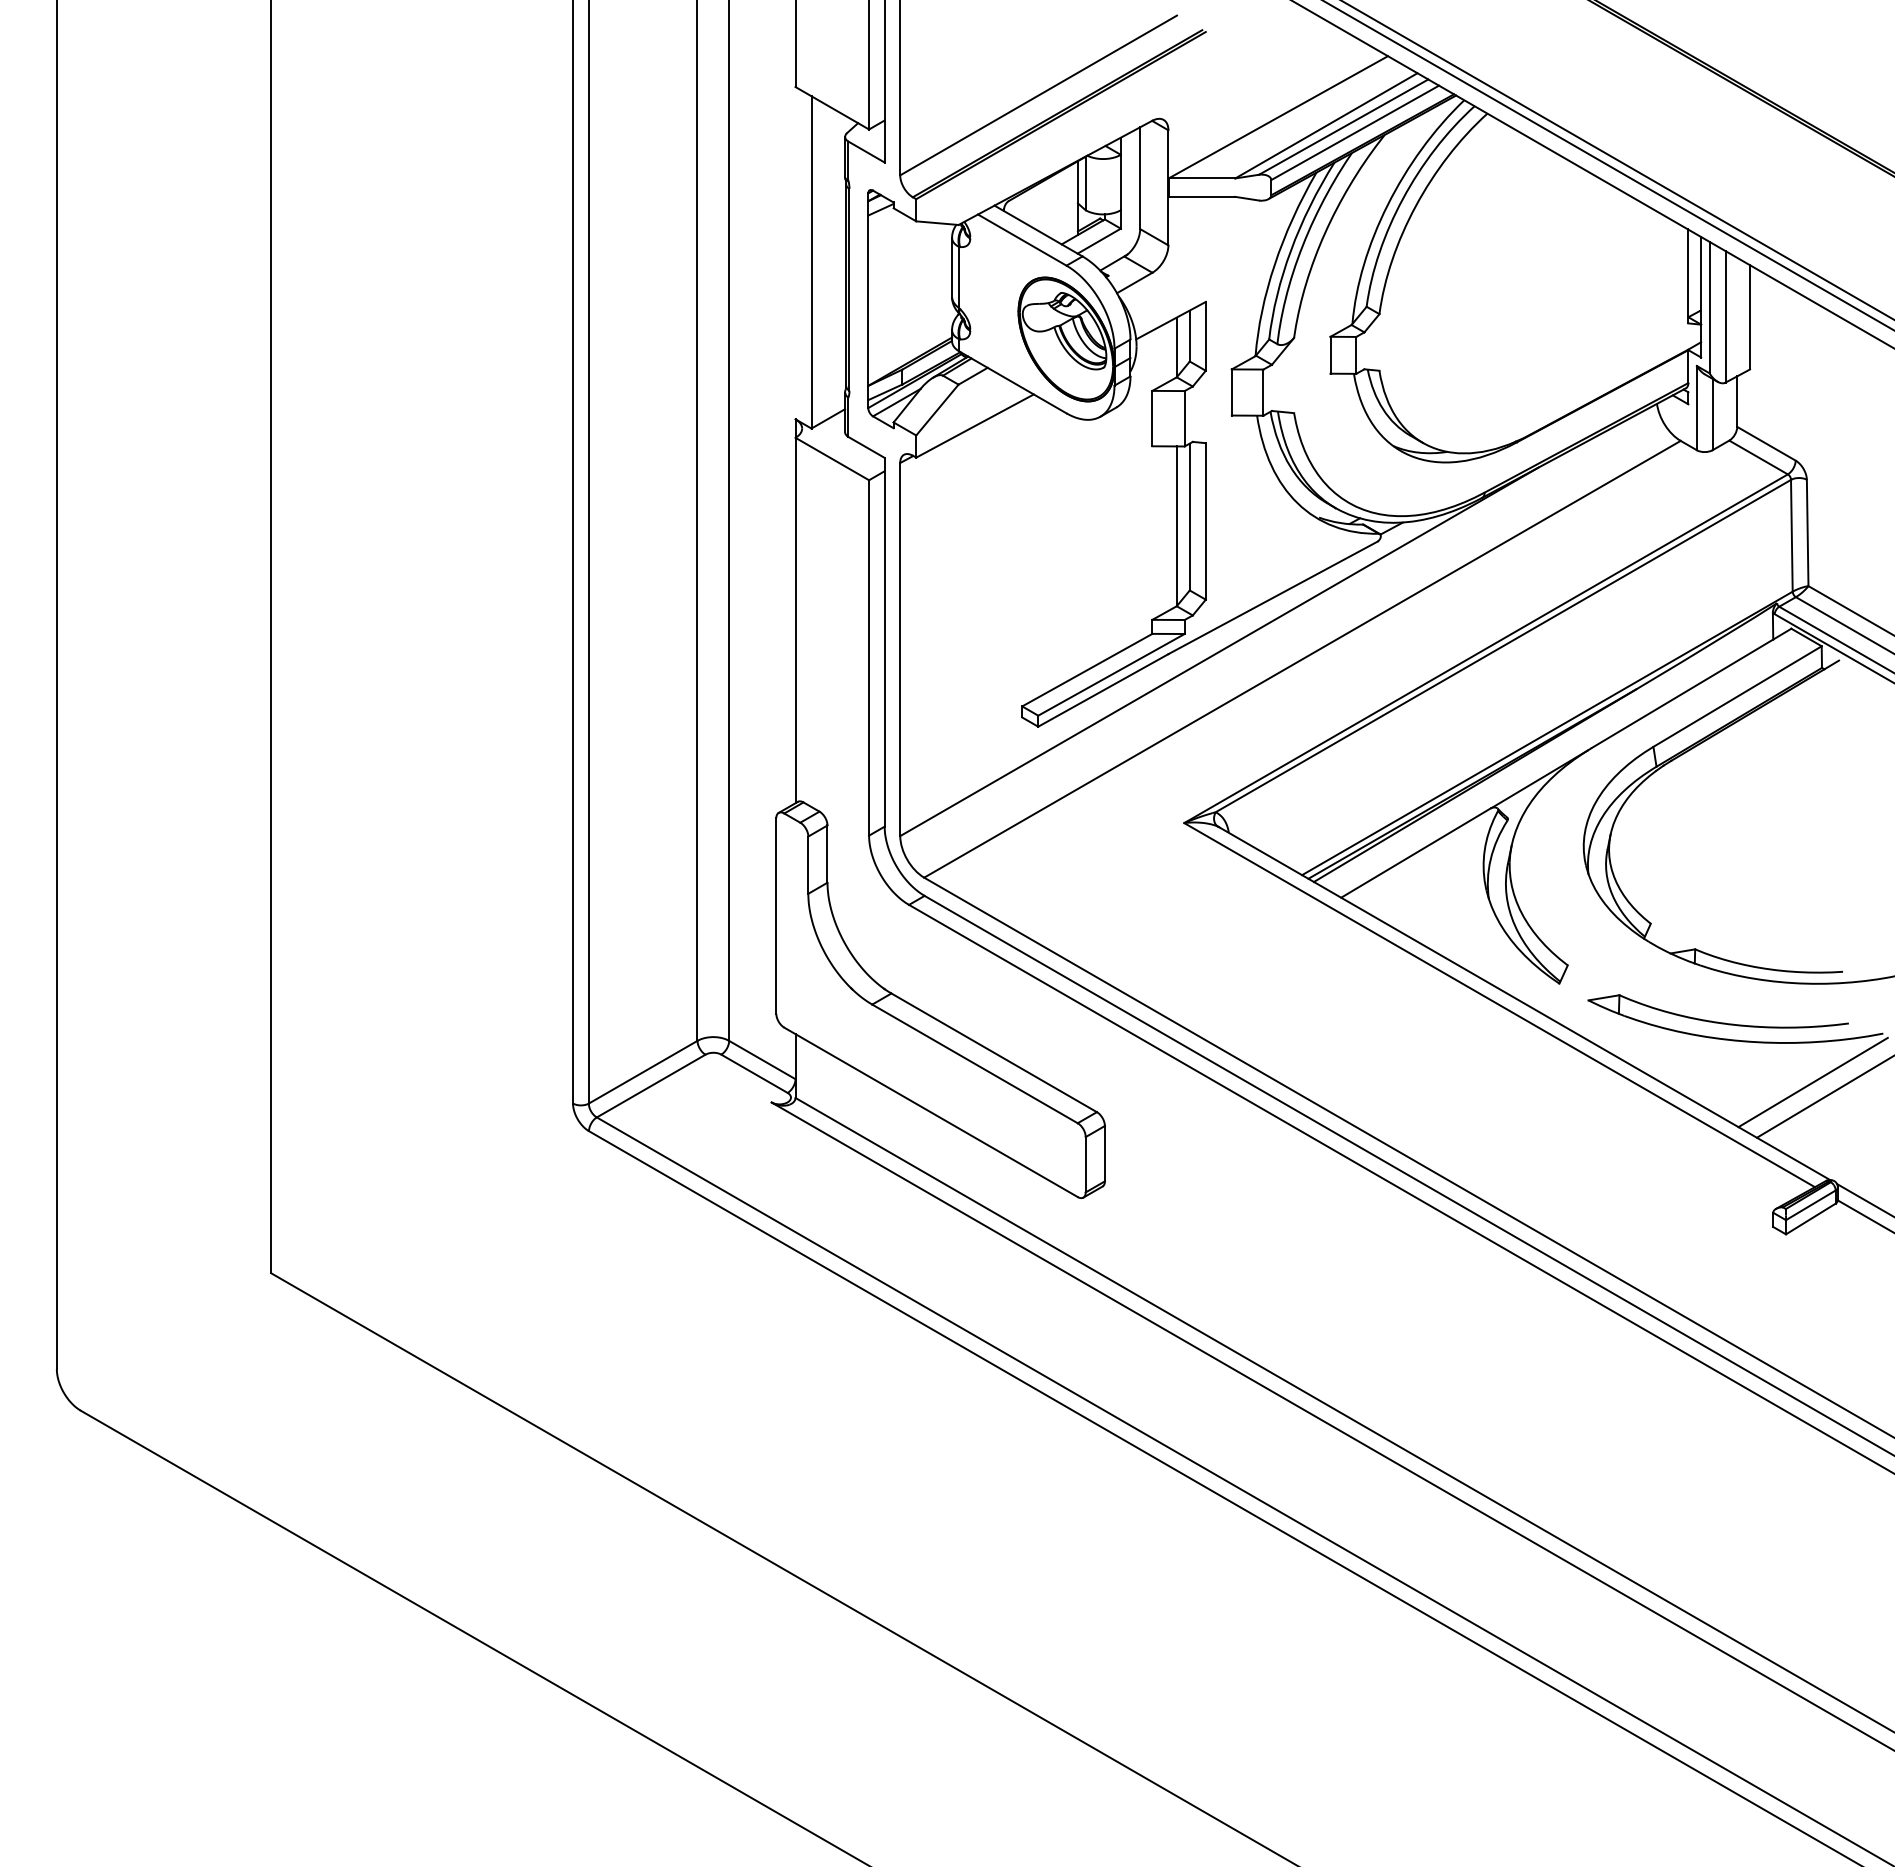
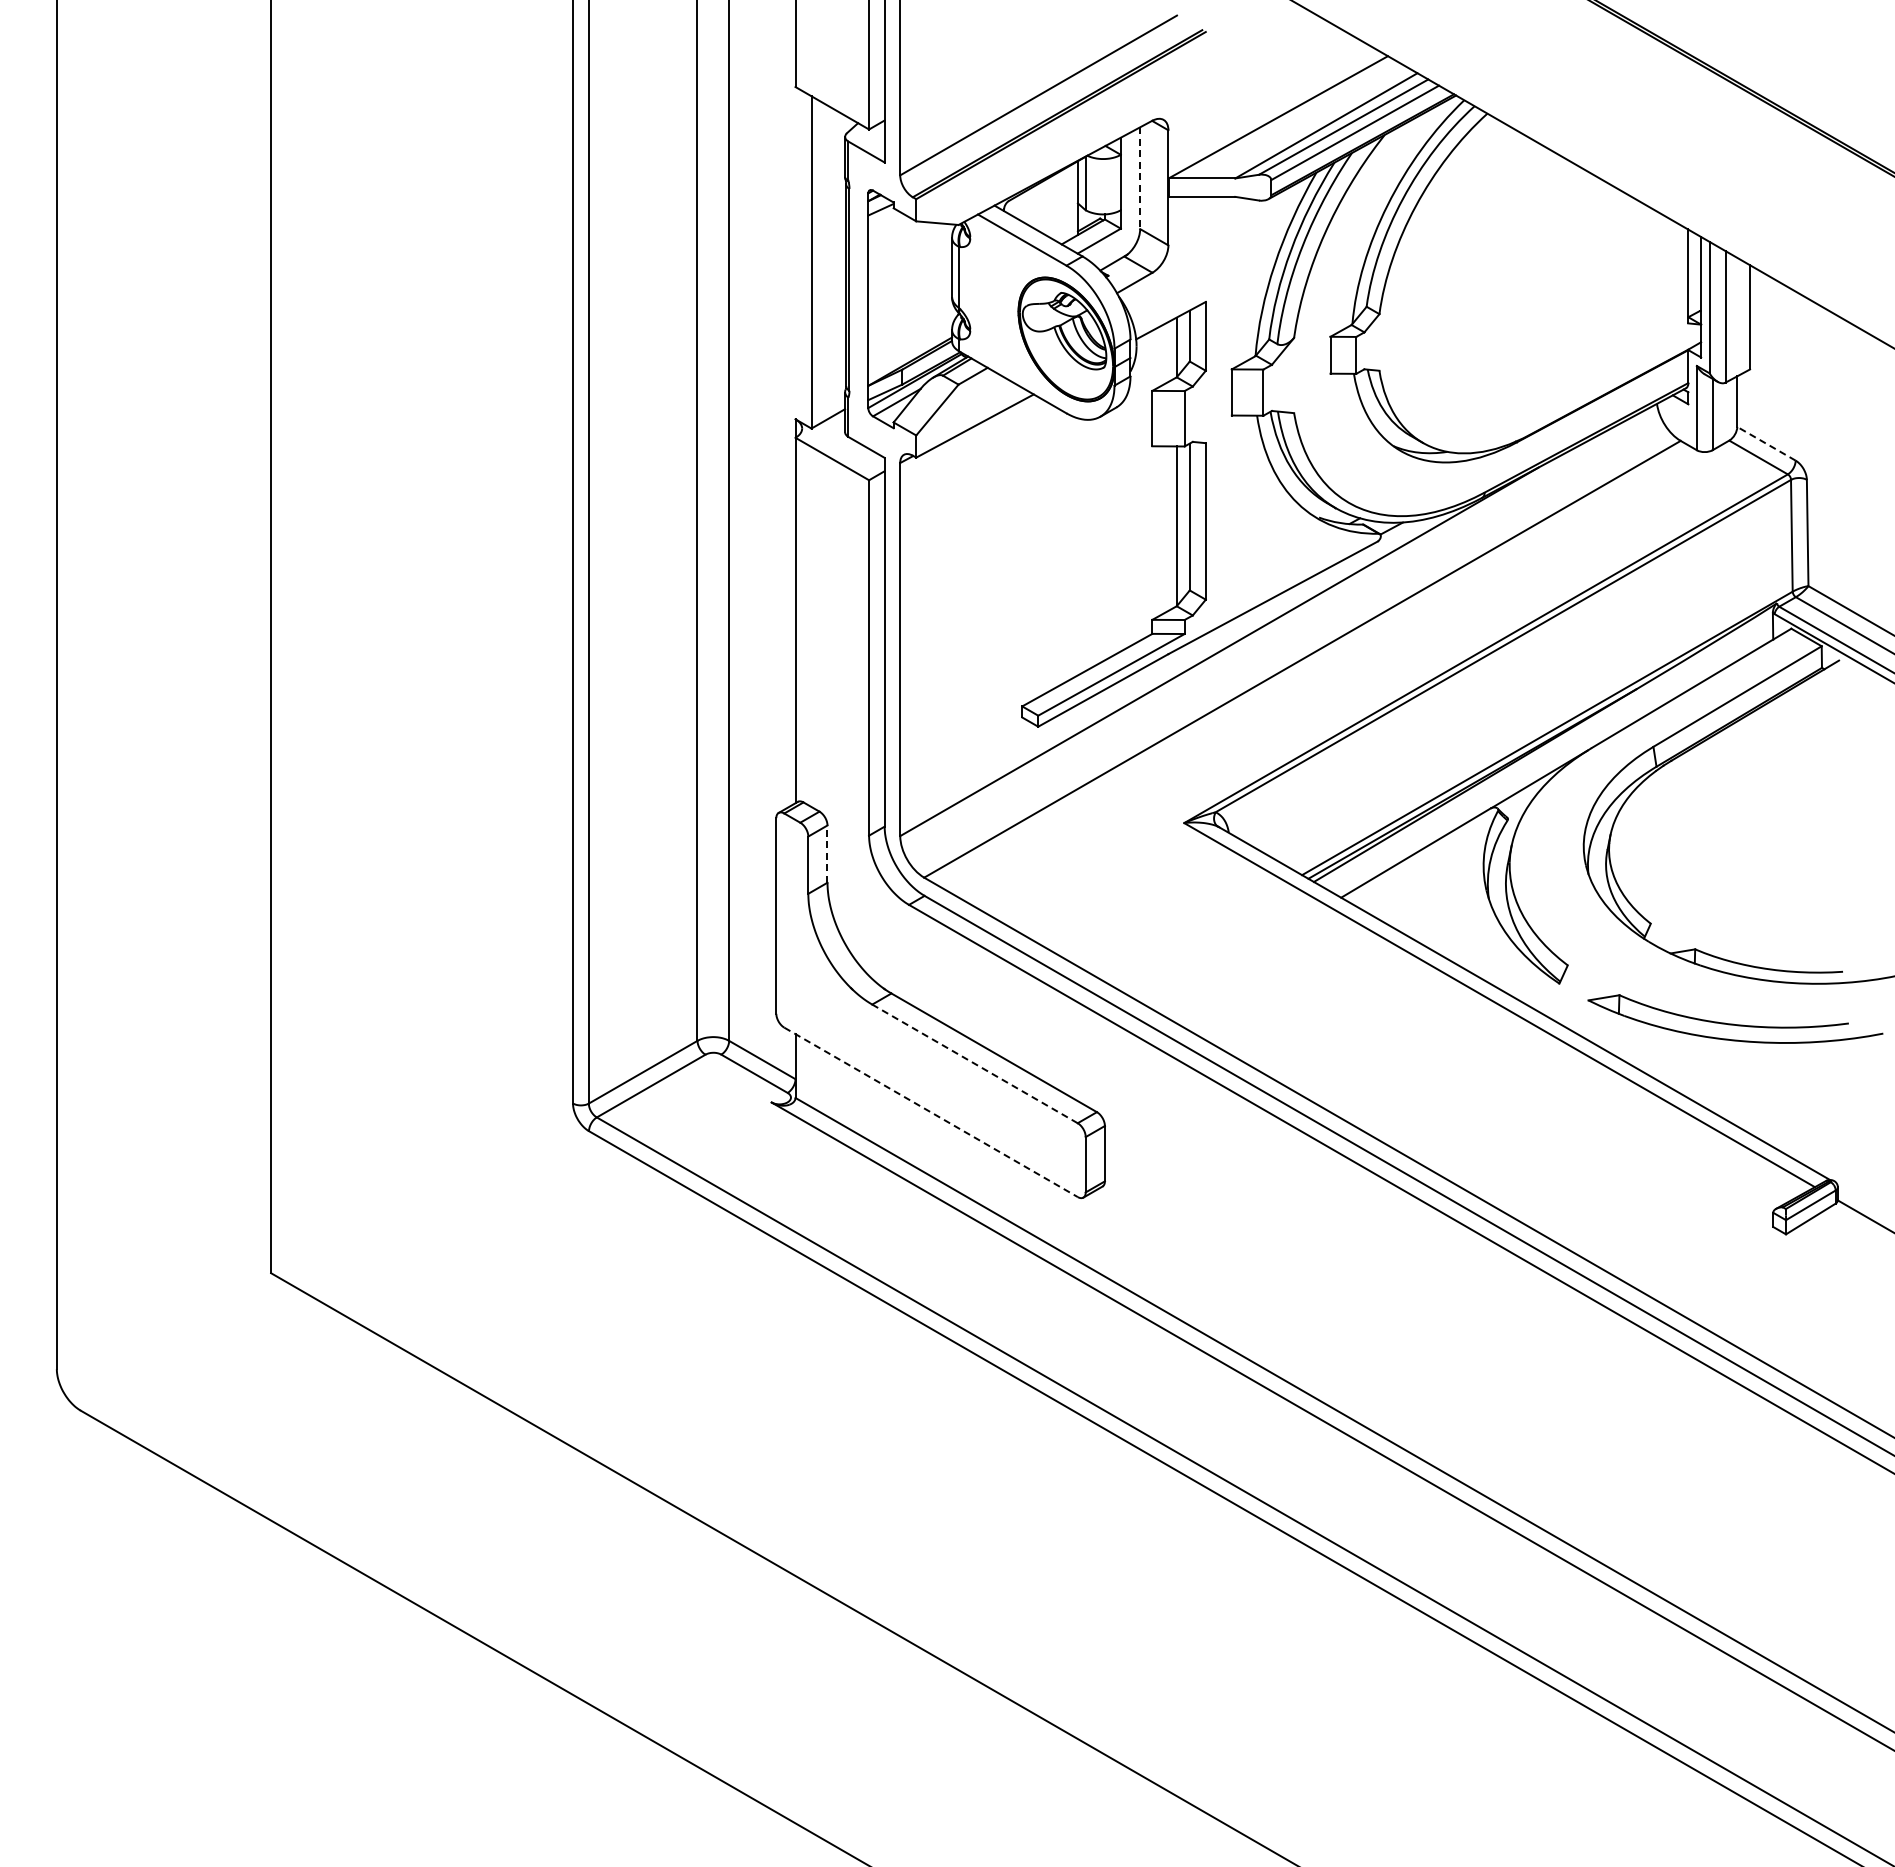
line: present -> none (1617, 160)
line: present -> none (1608, 165)
line: solid -> dashed (1140, 178)
line: solid -> dashed (1766, 443)
line: solid -> dashed (827, 854)
line: solid -> dashed (975, 1063)
line: present -> none (1812, 1082)
line: present -> none (1823, 1097)
line: solid -> dashed (931, 1112)
line: present -> none (1864, 1199)
